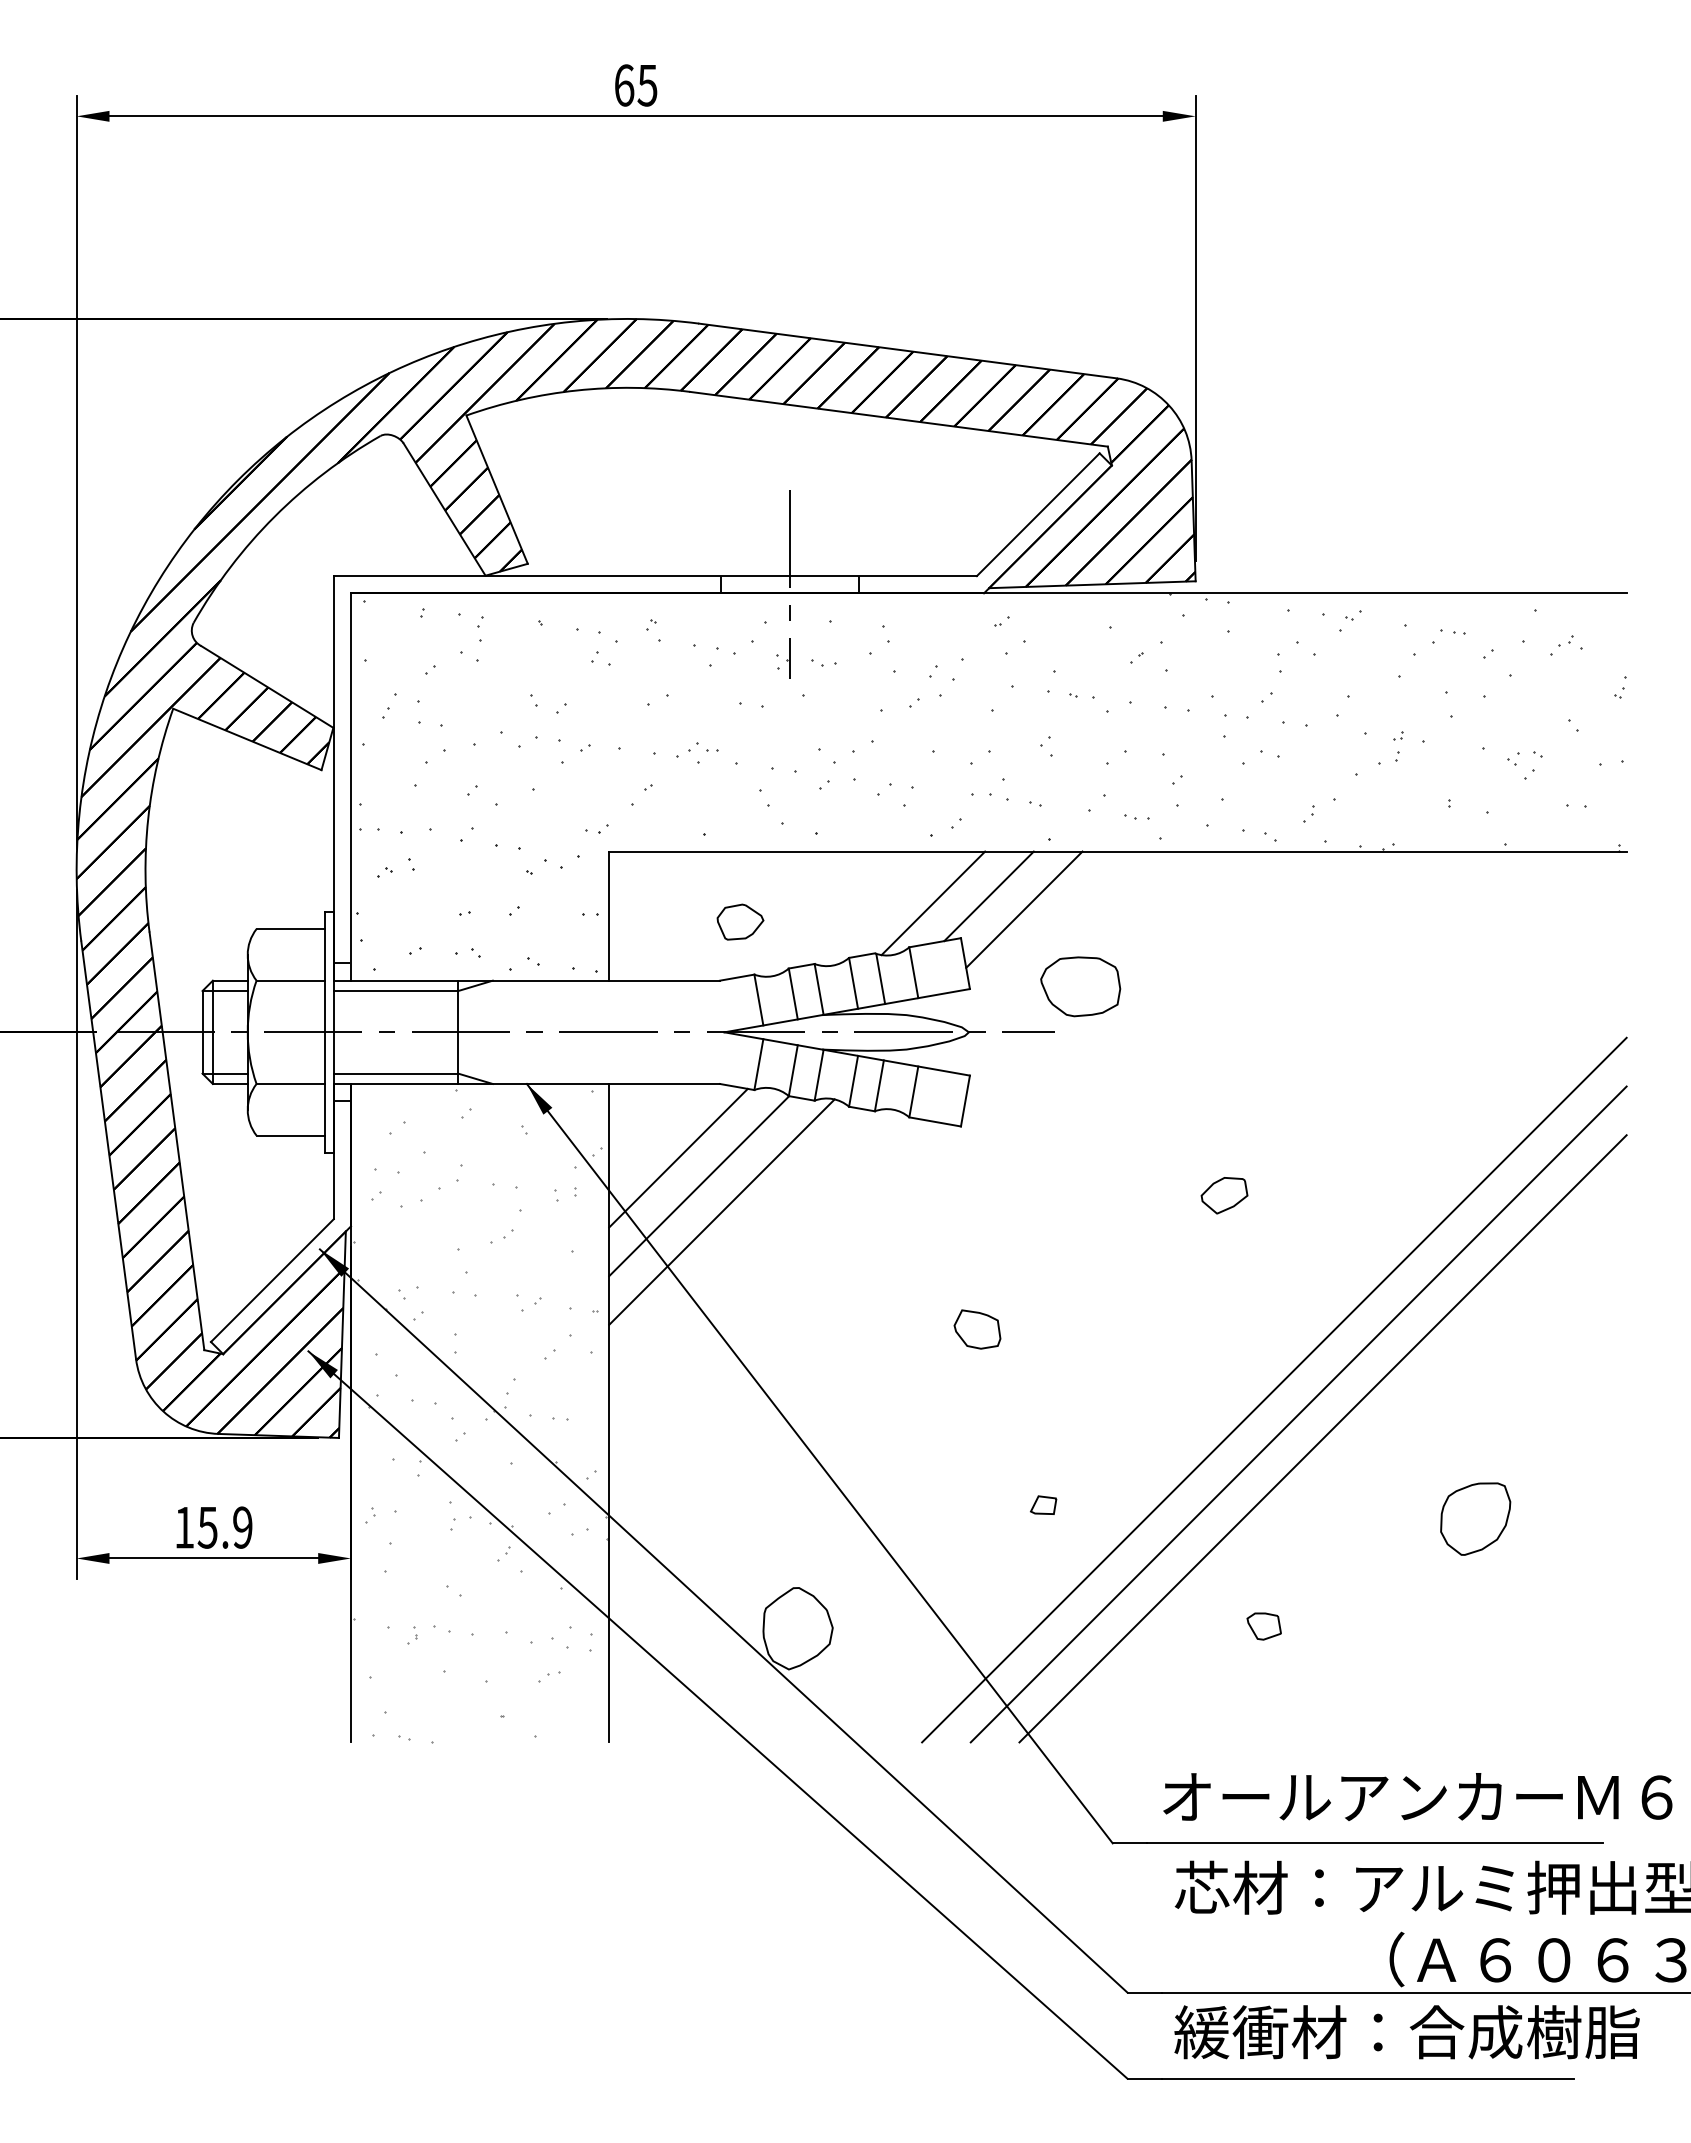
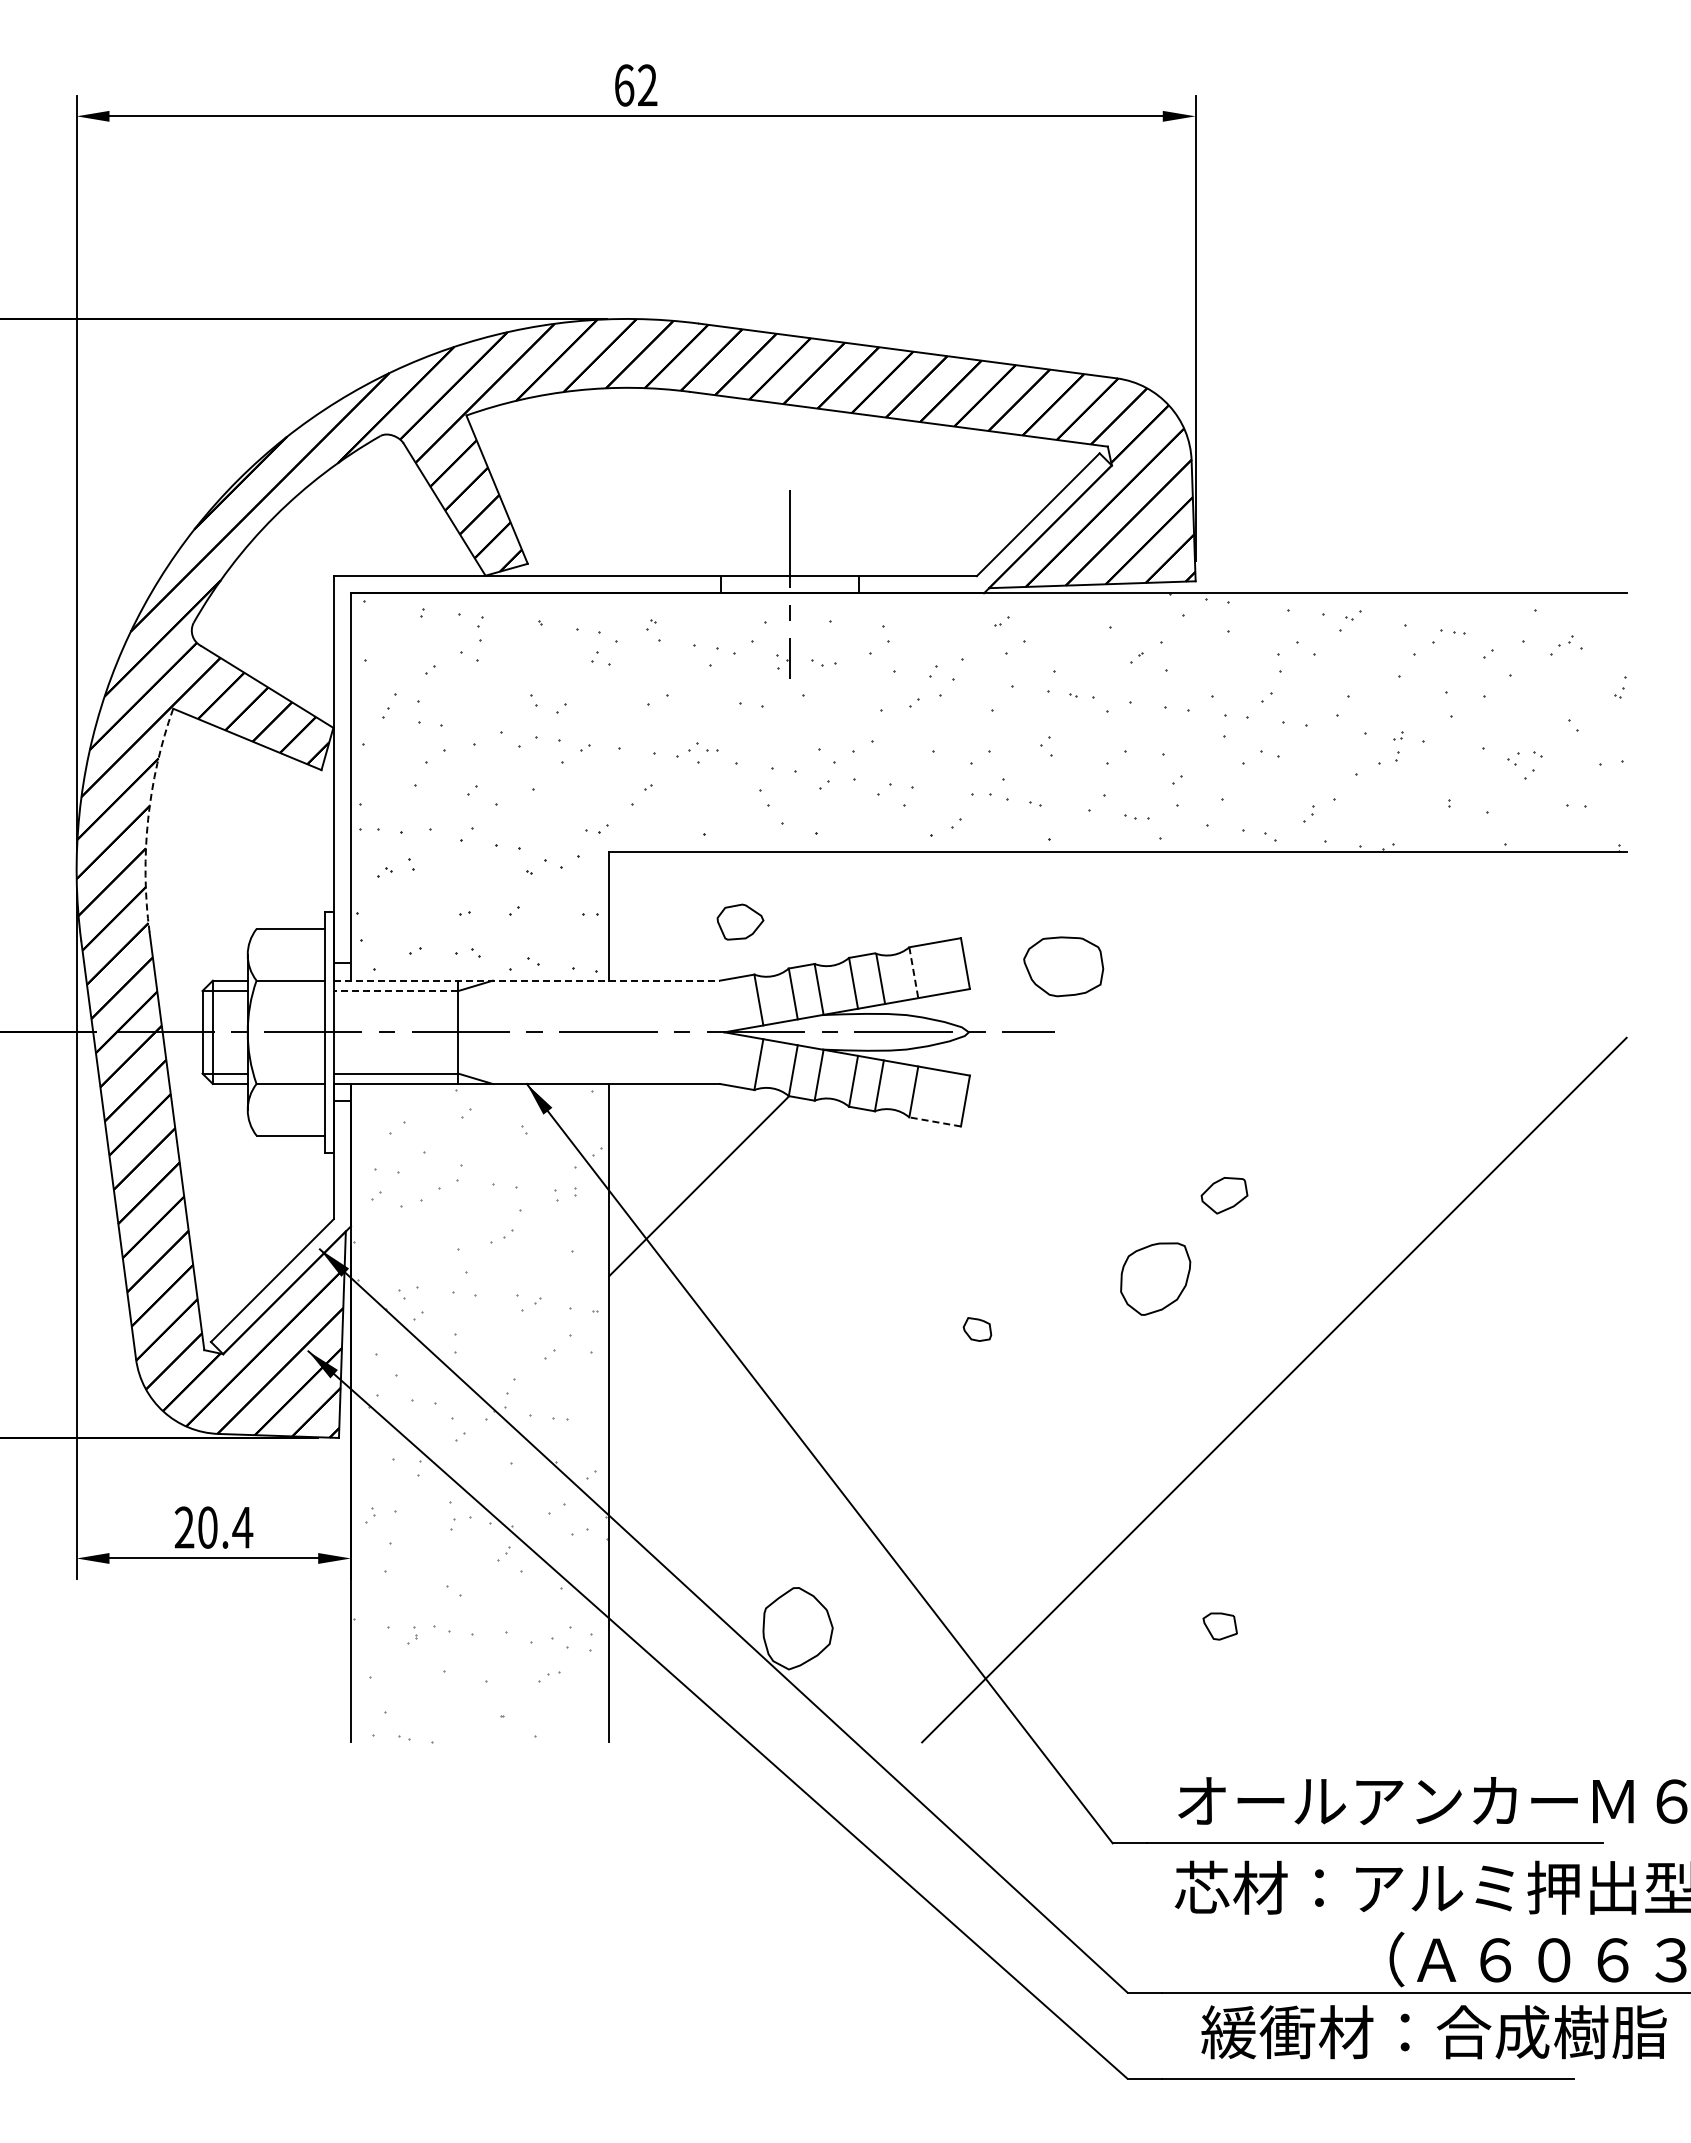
text: 65 -> 62 (647, 85)
arc: solid -> dashed (148, 819)
line: present -> none (988, 896)
line: present -> none (933, 903)
line: present -> none (1024, 909)
line: solid -> dashed (913, 972)
line: solid -> dashed (527, 980)
part position: (1080, 986) -> (1063, 966) (1063, 966)
line: solid -> dashed (395, 991)
line: solid -> dashed (934, 1121)
line: present -> none (678, 1157)
line: present -> none (721, 1211)
part size: 49x41 px -> 31x25 px (977, 1329)
line: present -> none (1298, 1414)
line: present -> none (1322, 1438)
part: present -> none (1043, 1504)
part position: (1475, 1518) -> (1155, 1278) (1155, 1278)
text: 15.9 -> 20.4 (213, 1527)
part position: (1263, 1626) -> (1219, 1626) (1219, 1626)
text position: (1417, 1796) -> (1432, 1800) (1432, 1800)
text position: (1406, 2032) -> (1433, 2032) (1433, 2032)
